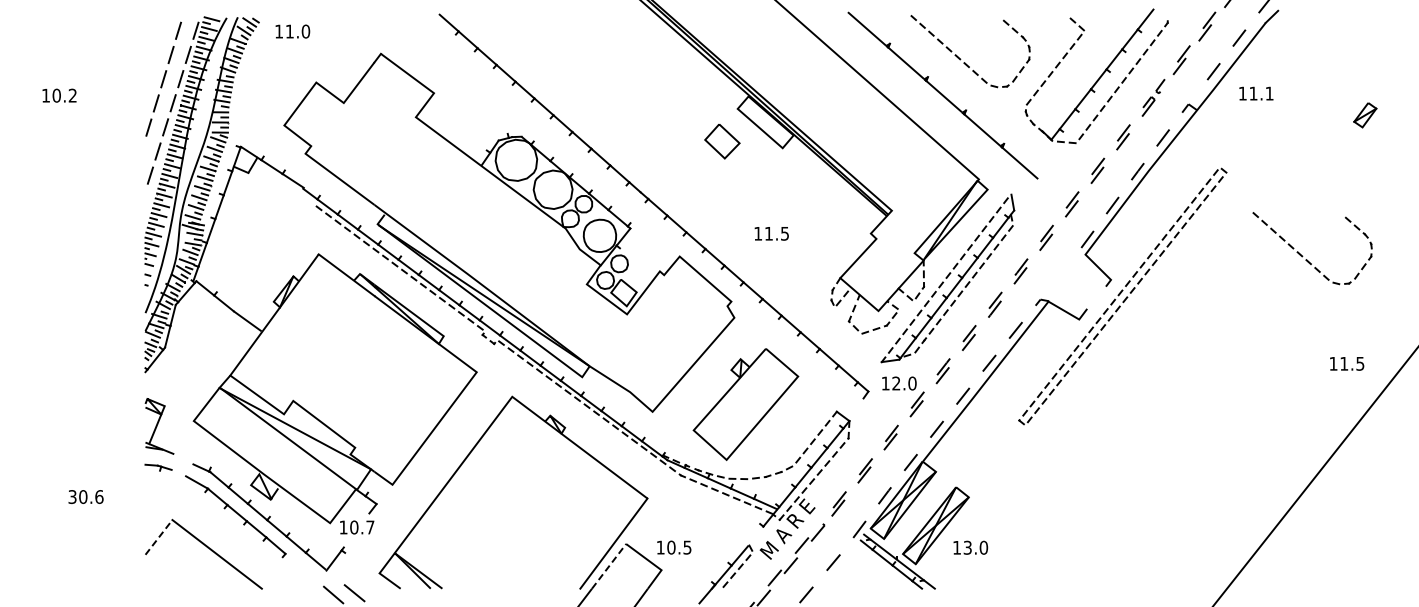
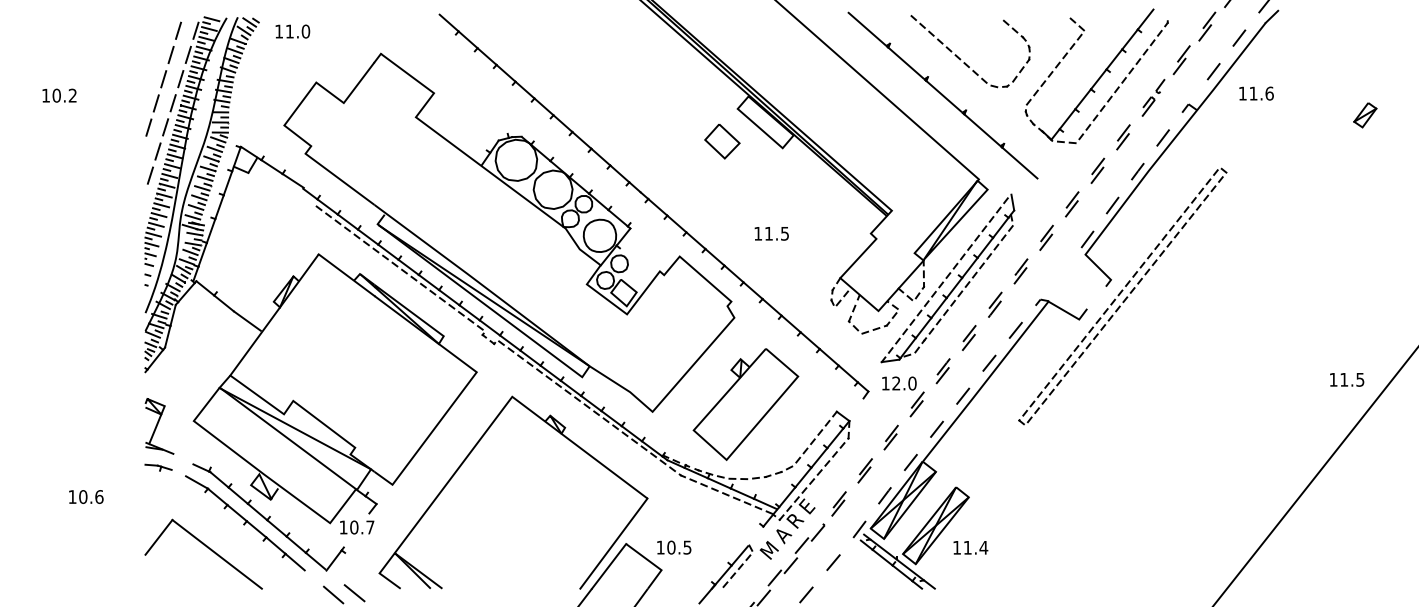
text: 11.1 -> 11.6 (1269, 93)
part: present -> none (1303, 256)
text position: (1347, 363) -> (1347, 379) (1347, 379)
text: 30.6 -> 10.6 (72, 497)
line: dashed -> solid (158, 537)
text: 13.0 -> 11.4 (975, 547)
line: none -> present (294, 561)
line: dashed -> solid (609, 565)
